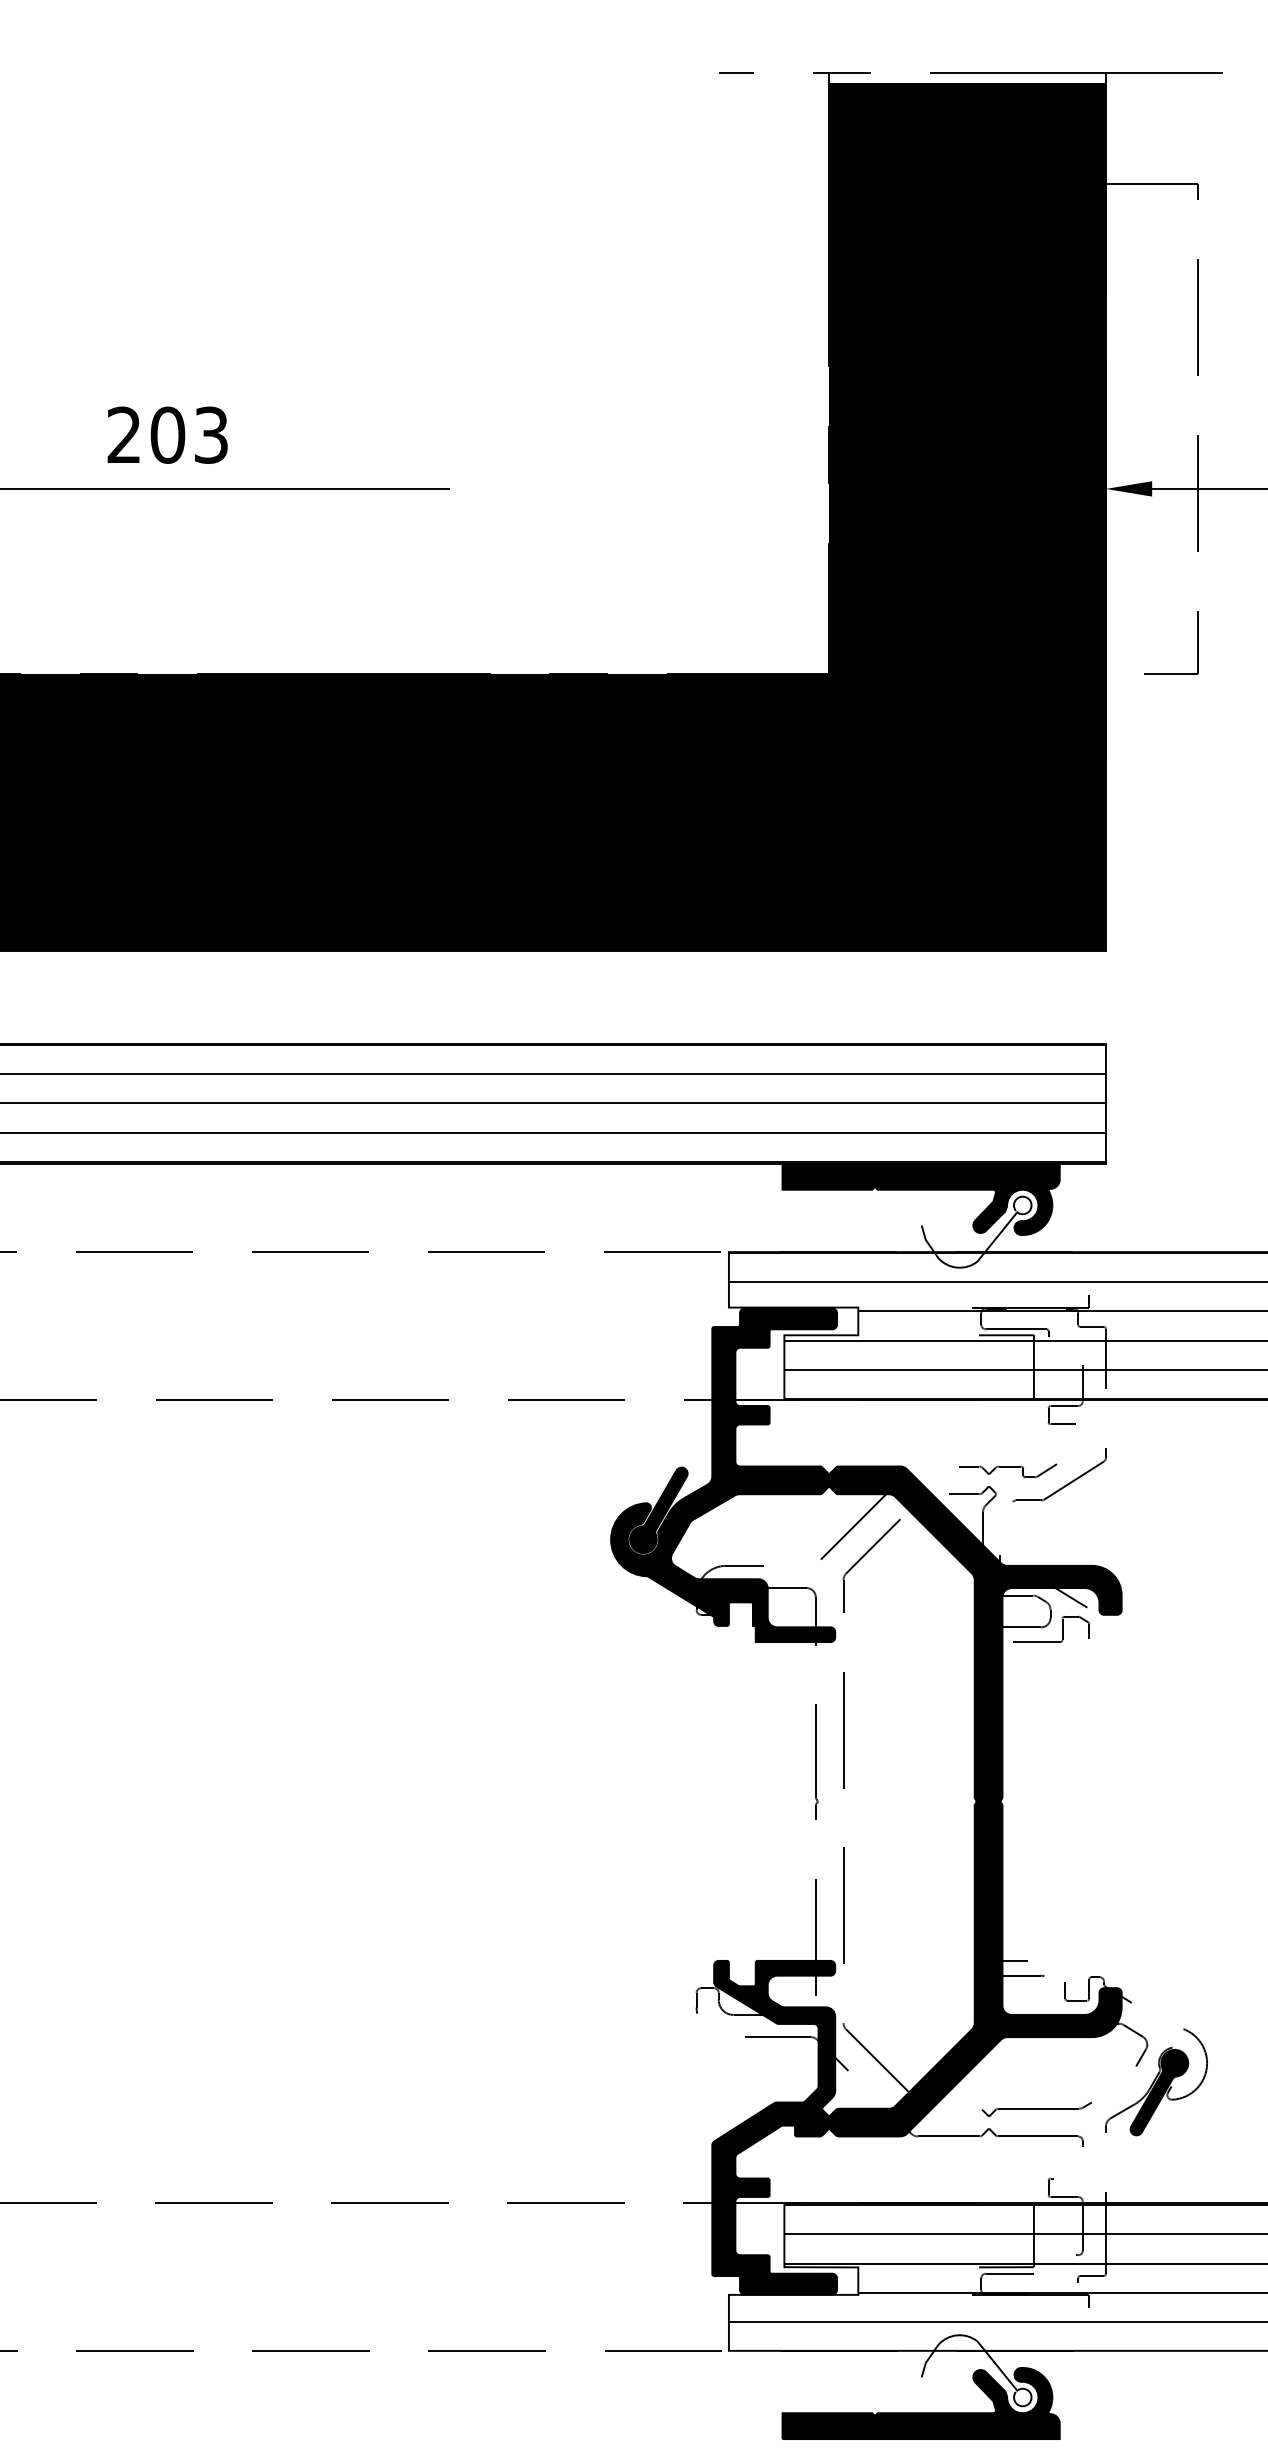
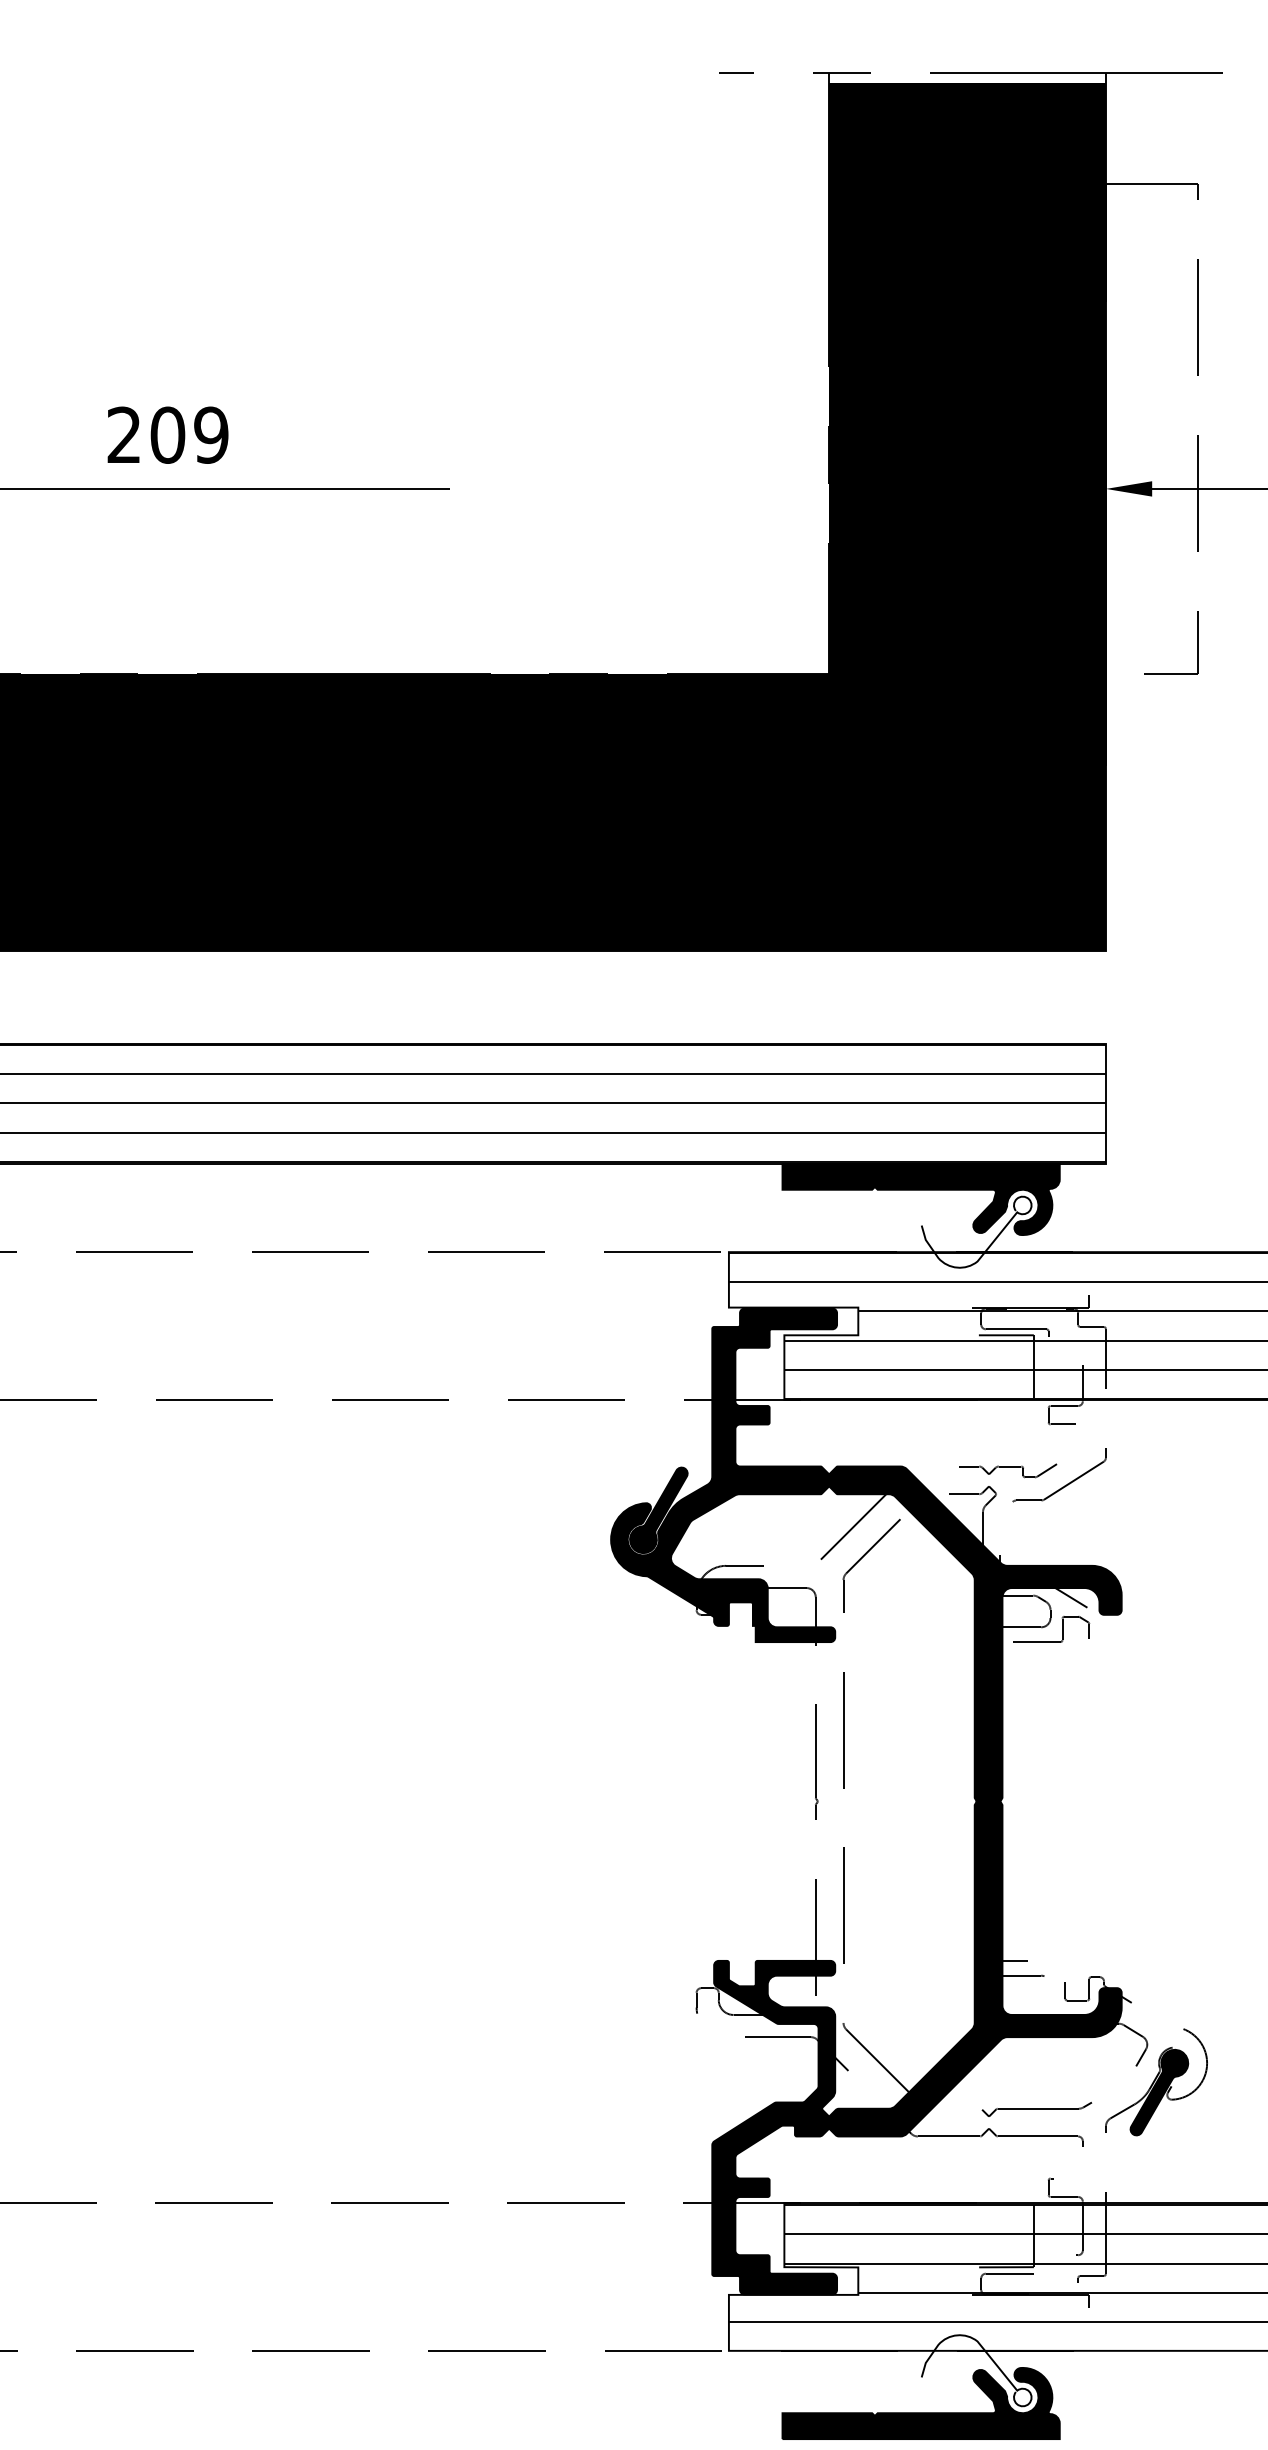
text: 203 -> 209 (211, 434)
